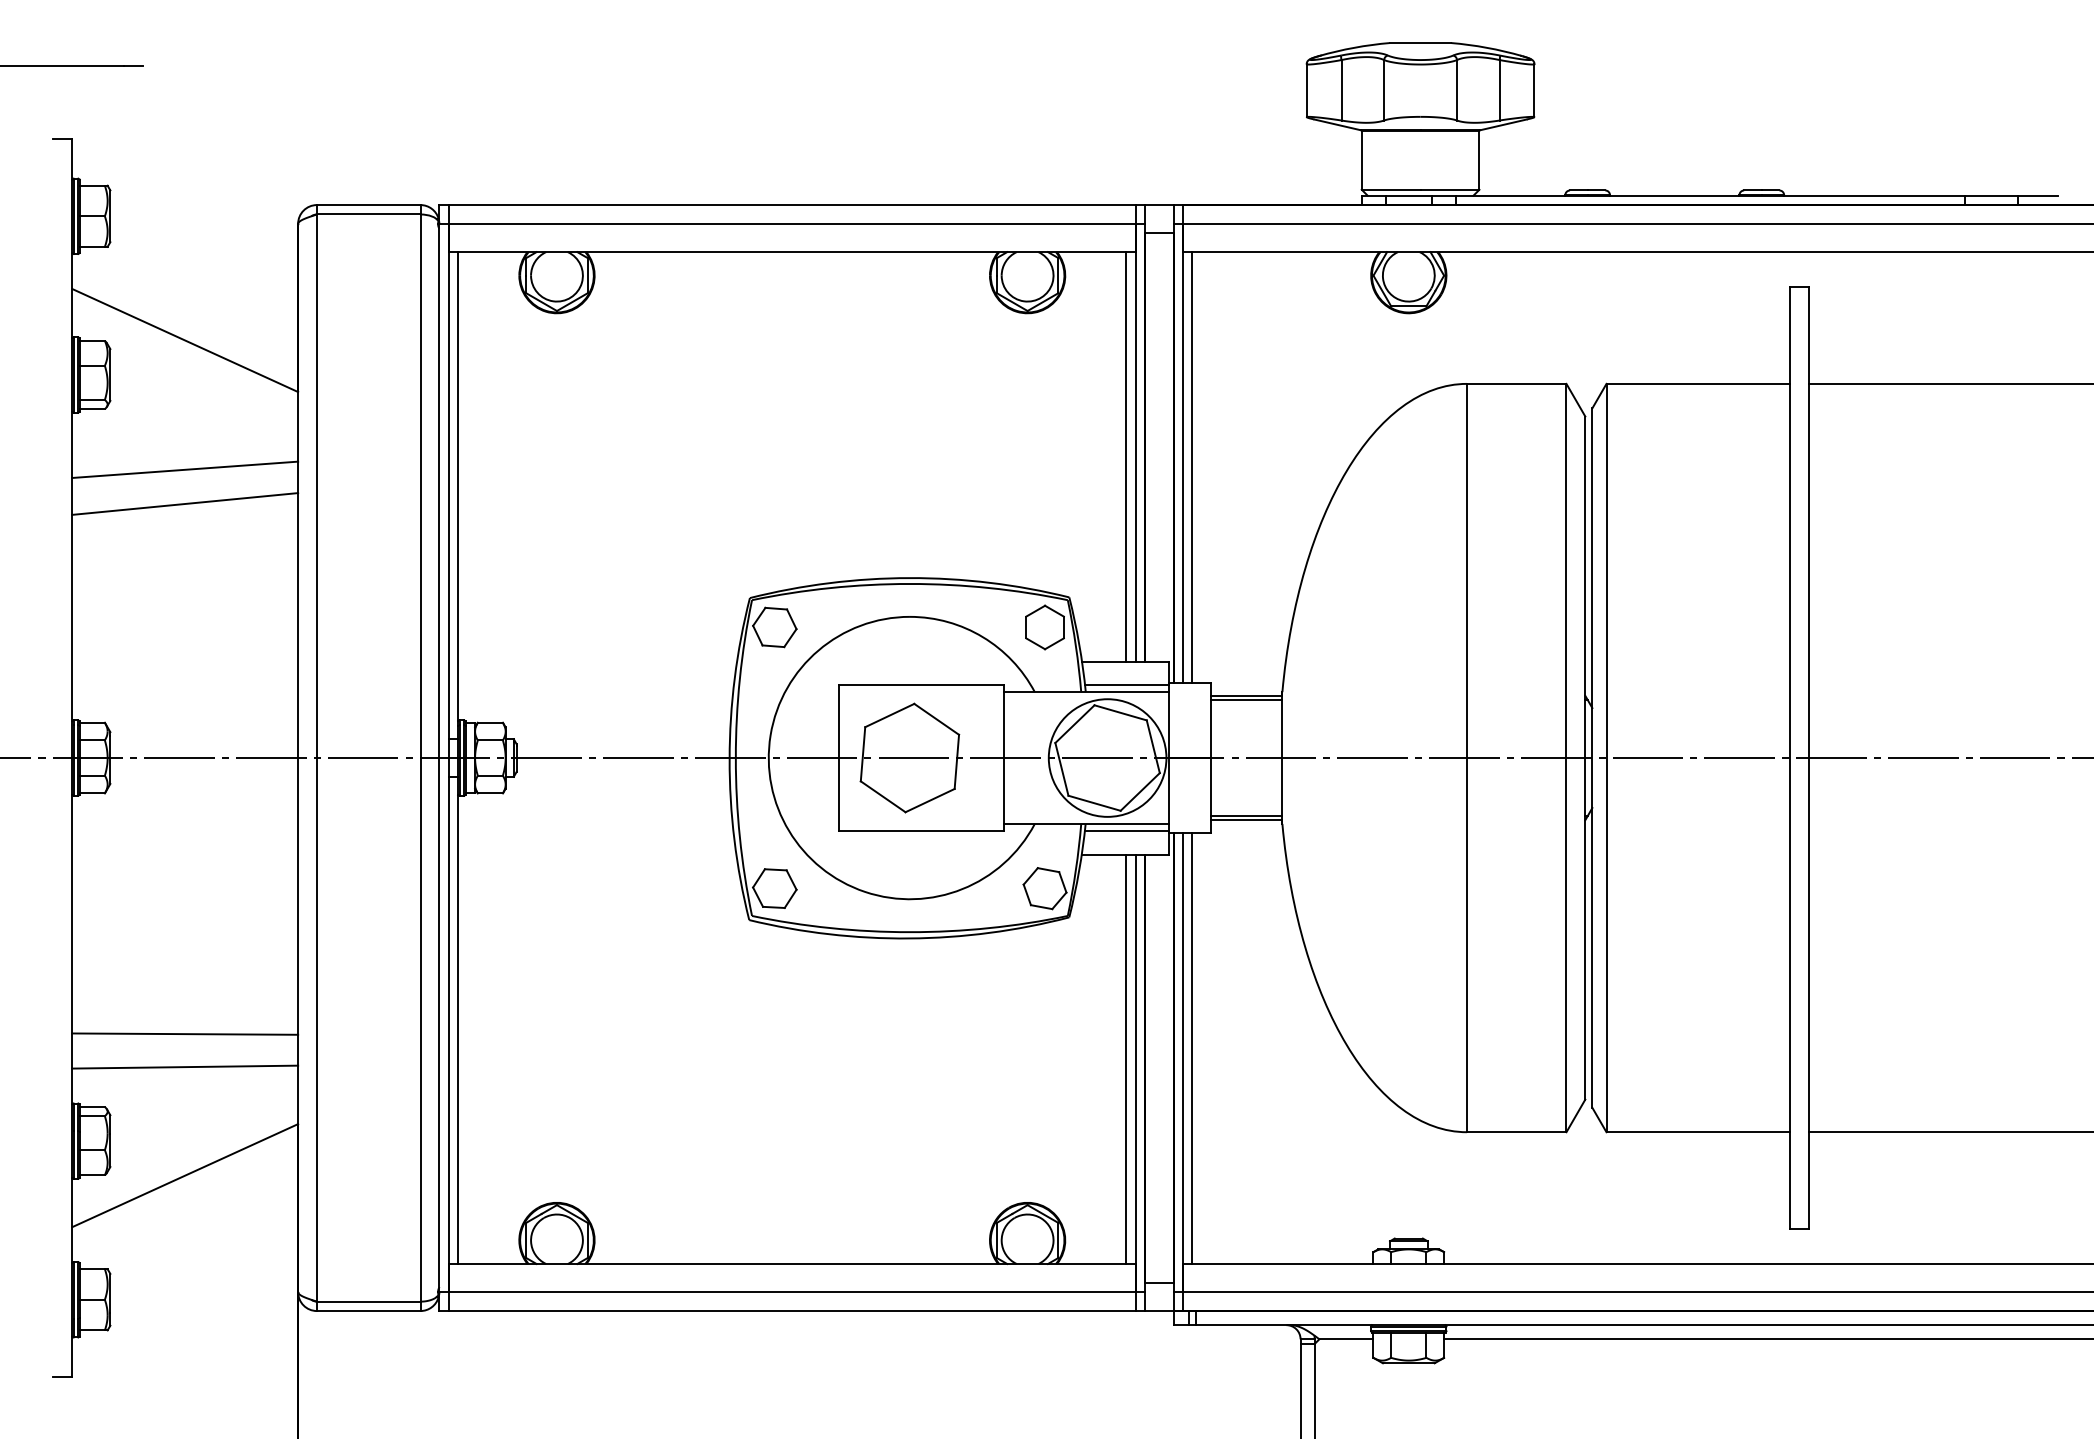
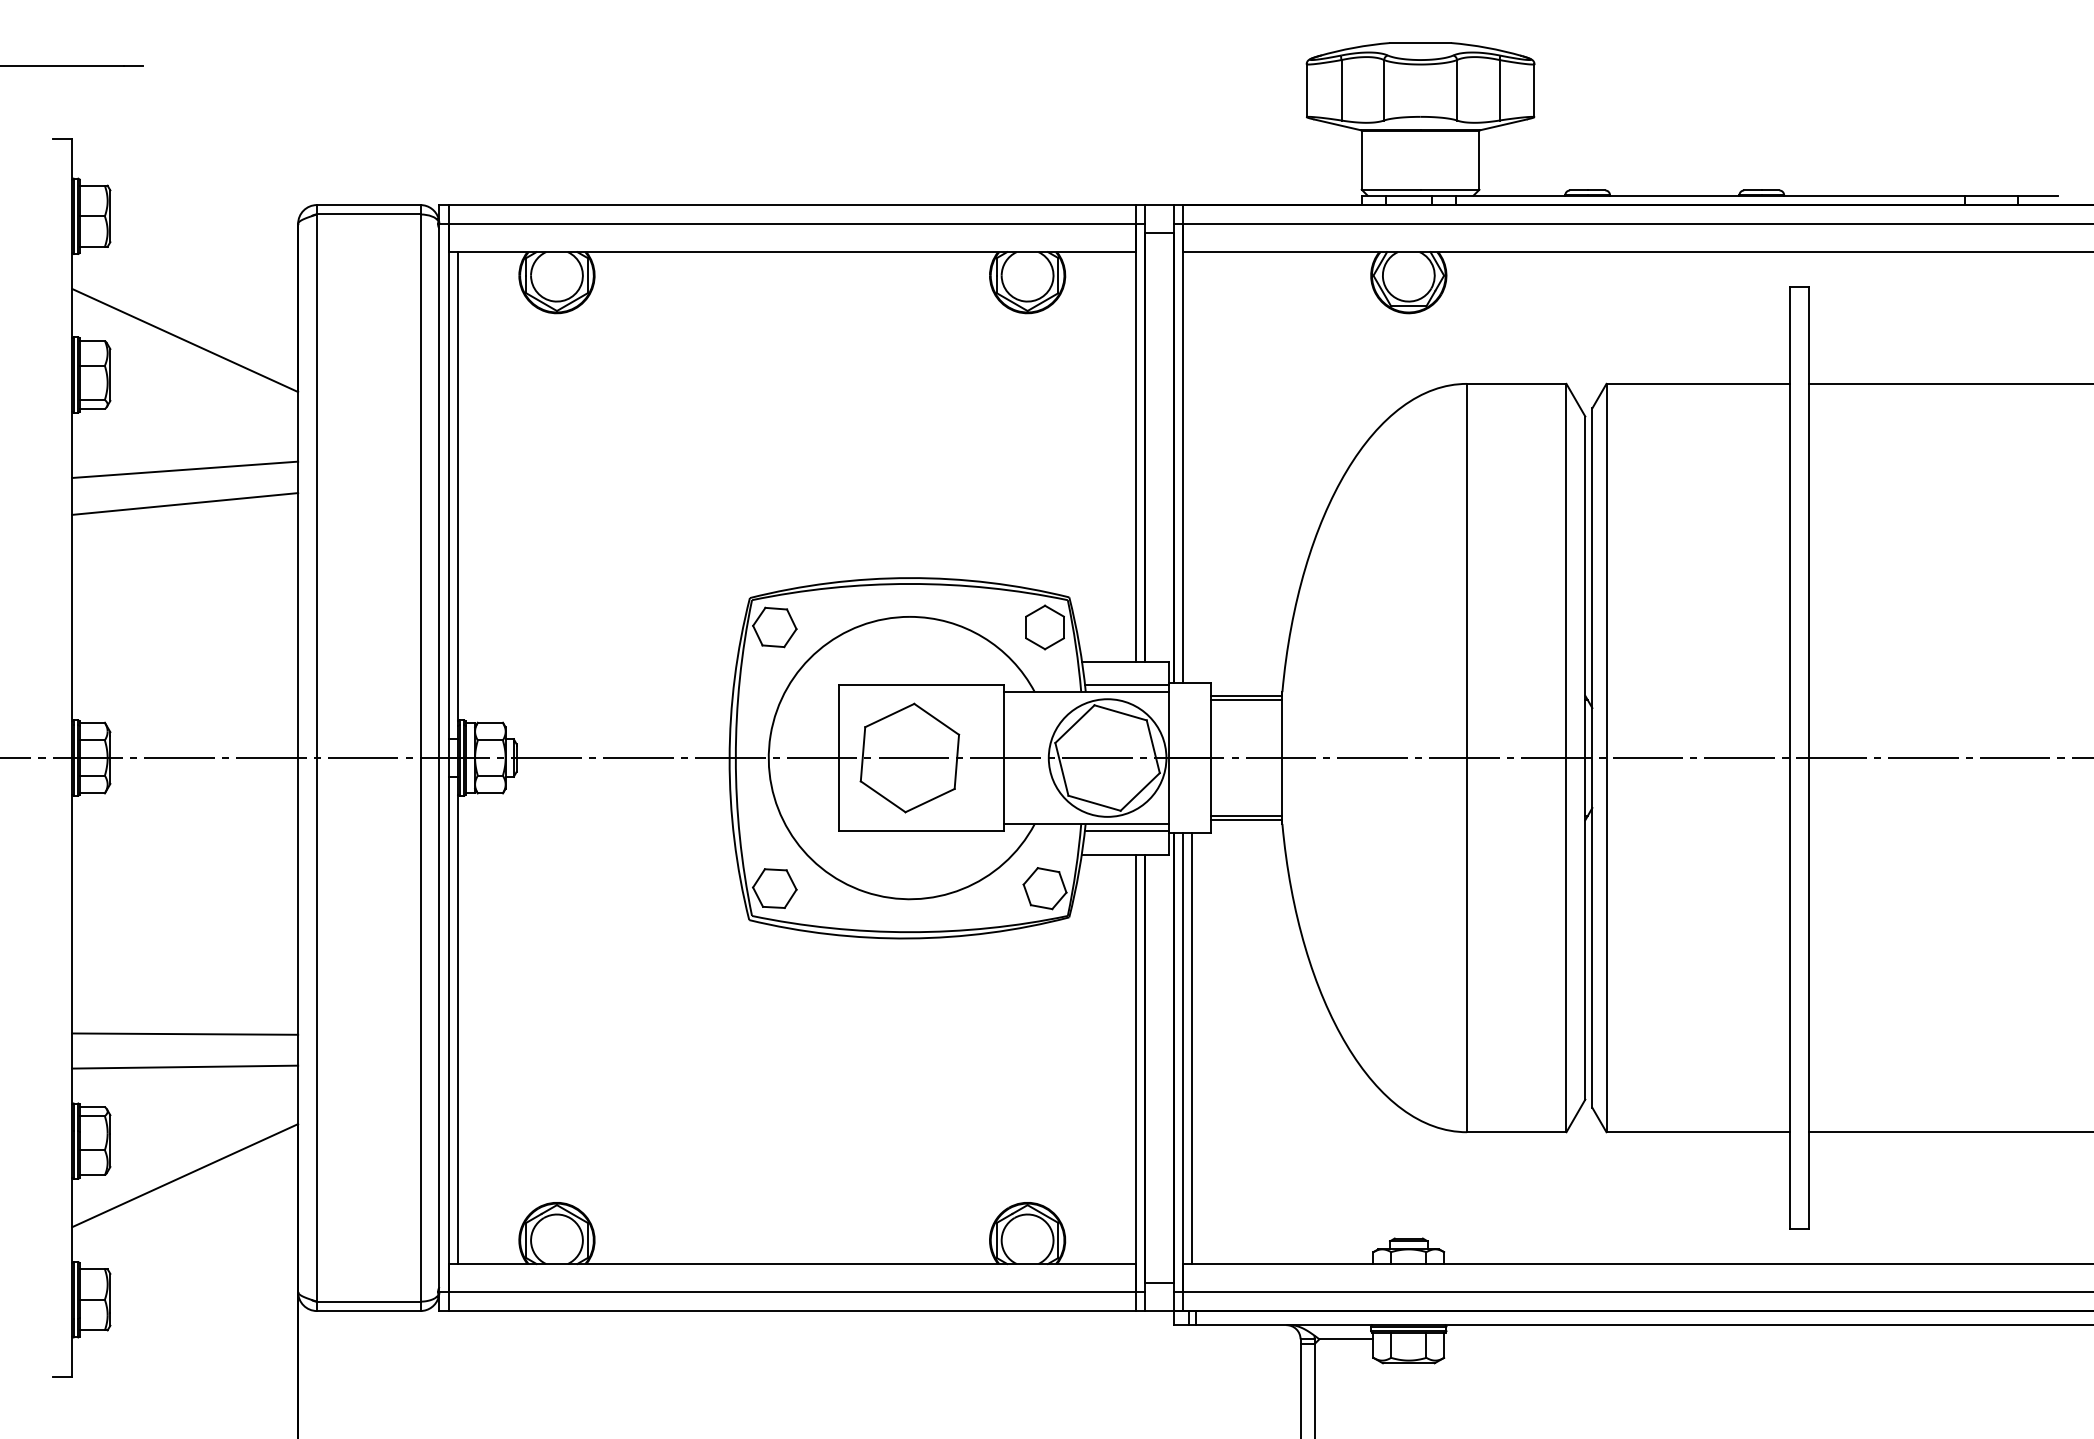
line: present -> none (1126, 456)
line: present -> none (1192, 467)
line: present -> none (1126, 1058)
line: present -> none (1767, 1339)
